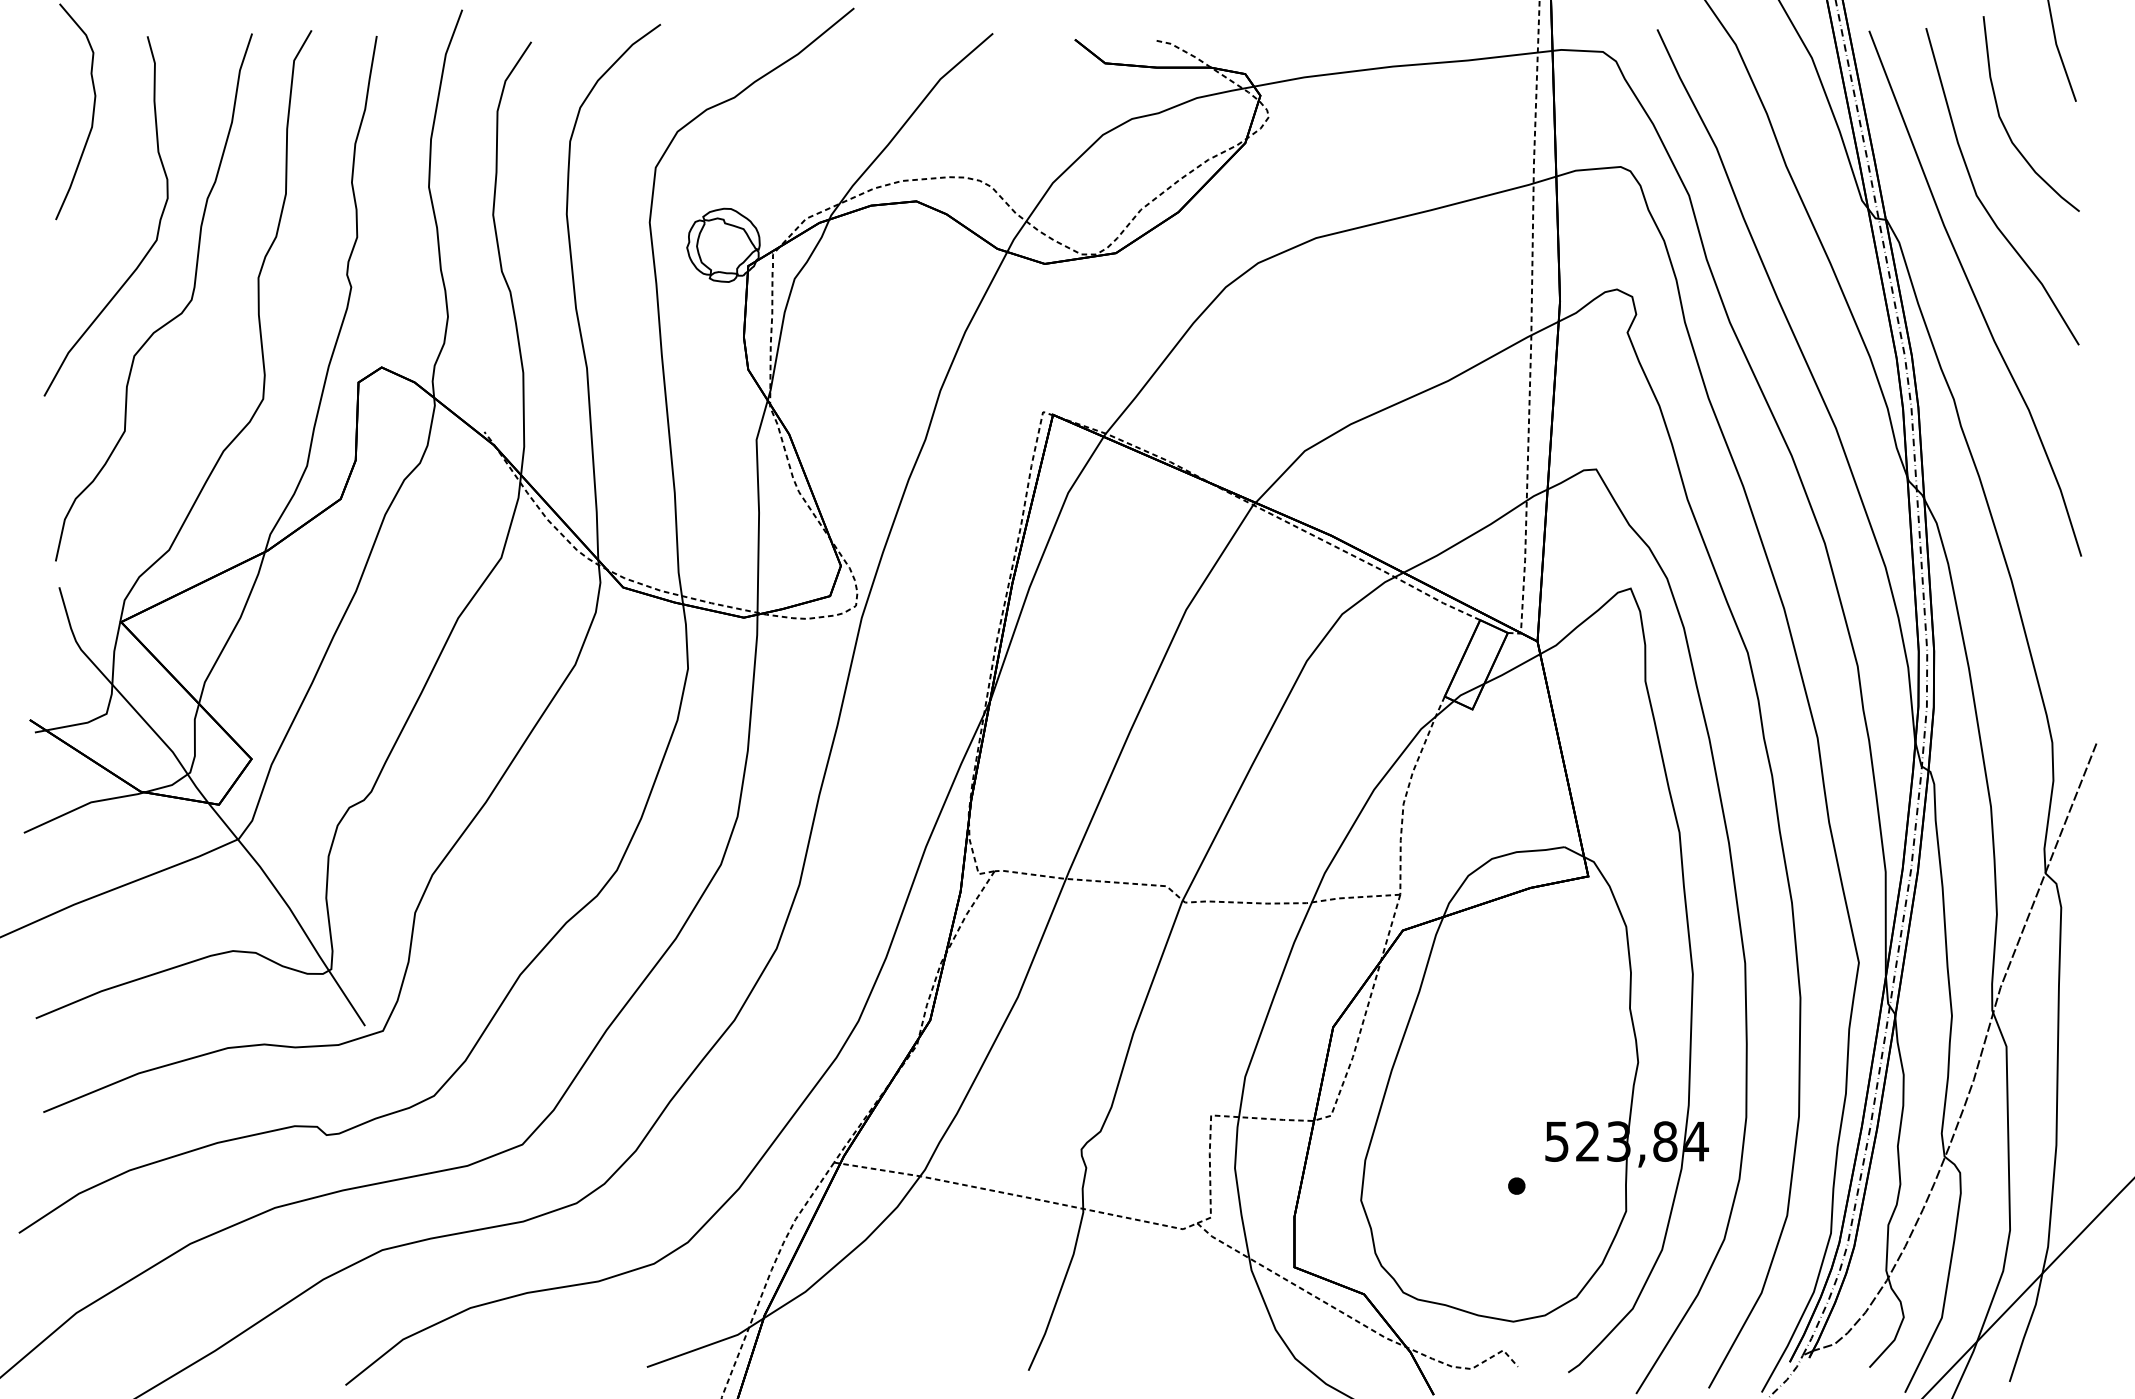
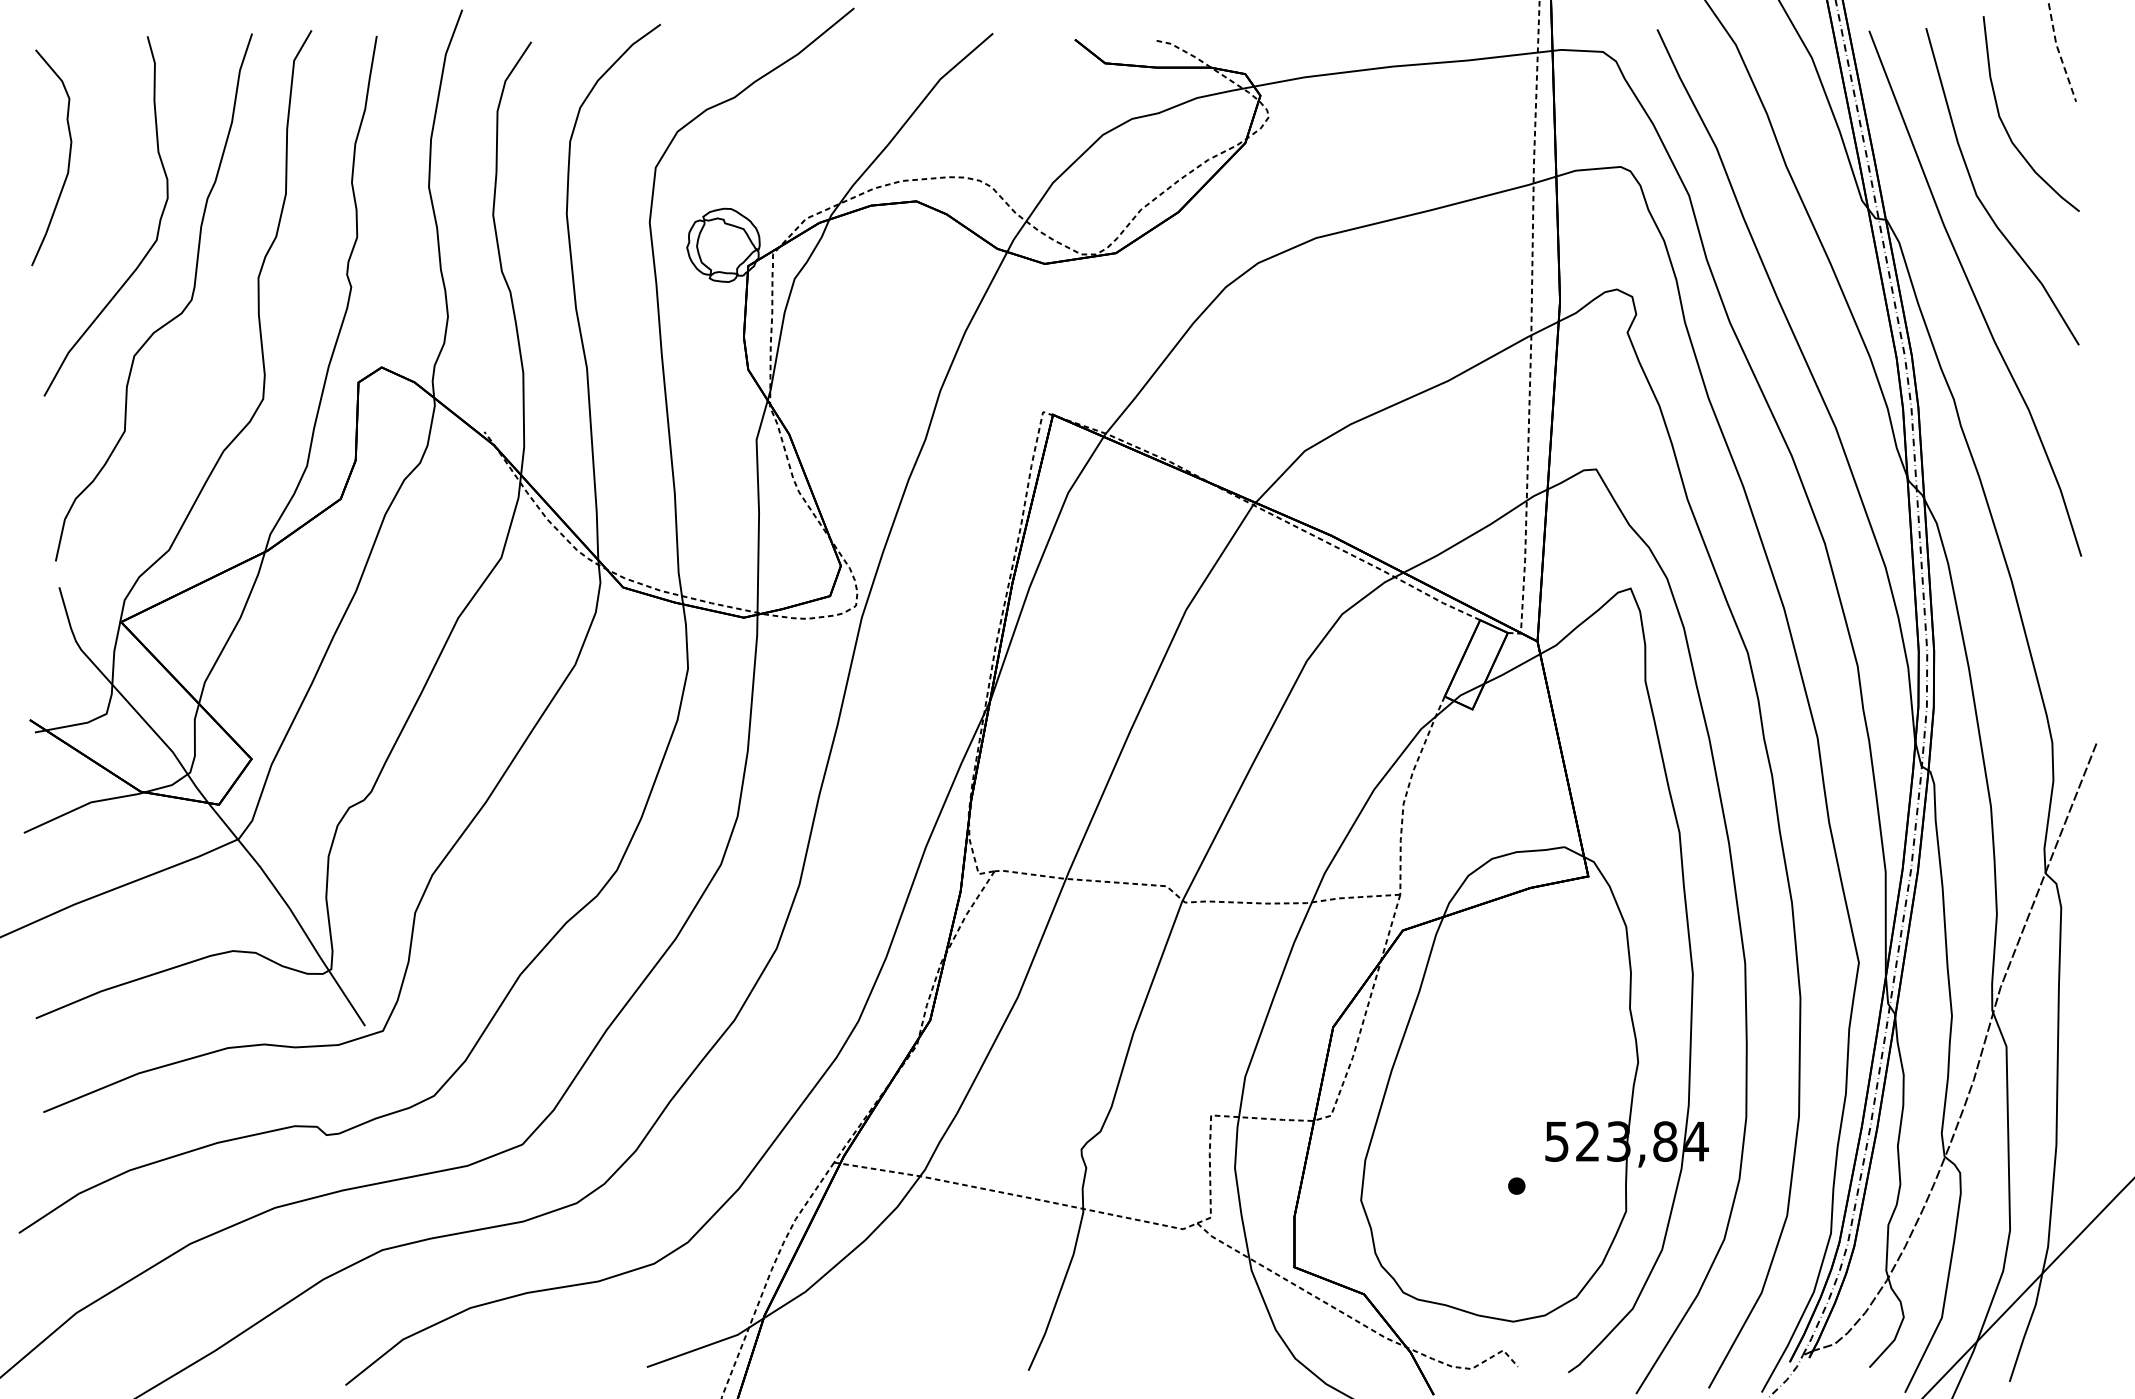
line: solid -> dashed (2058, 51)
curve position: (92, 111) -> (68, 157) (68, 157)
